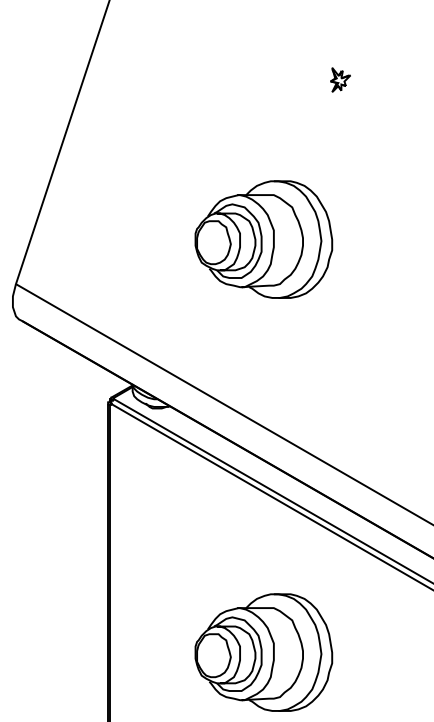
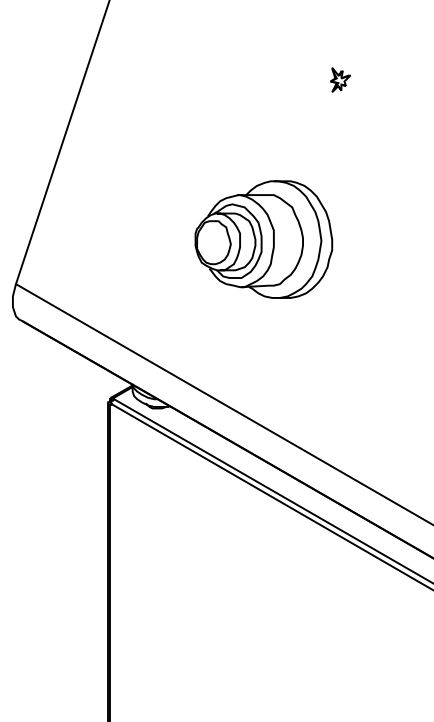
part: present -> none (263, 652)
